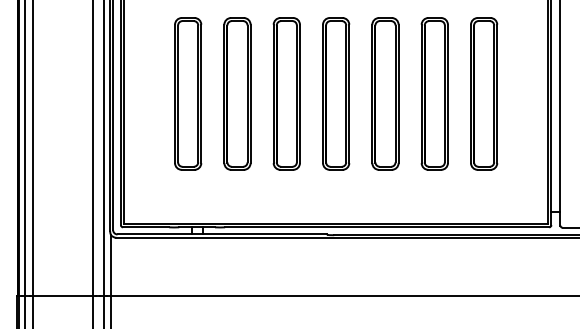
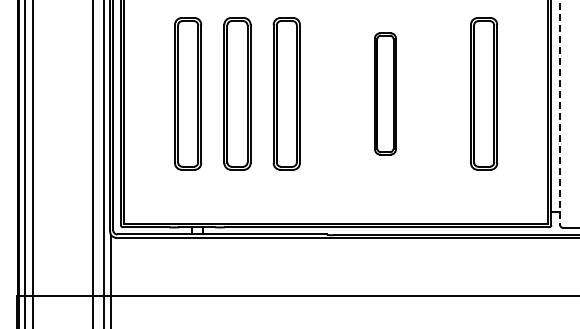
part: present -> none (336, 93)
part size: 29x154 px -> 23x124 px (385, 93)
part: present -> none (434, 93)
line: solid -> dashed (560, 113)
